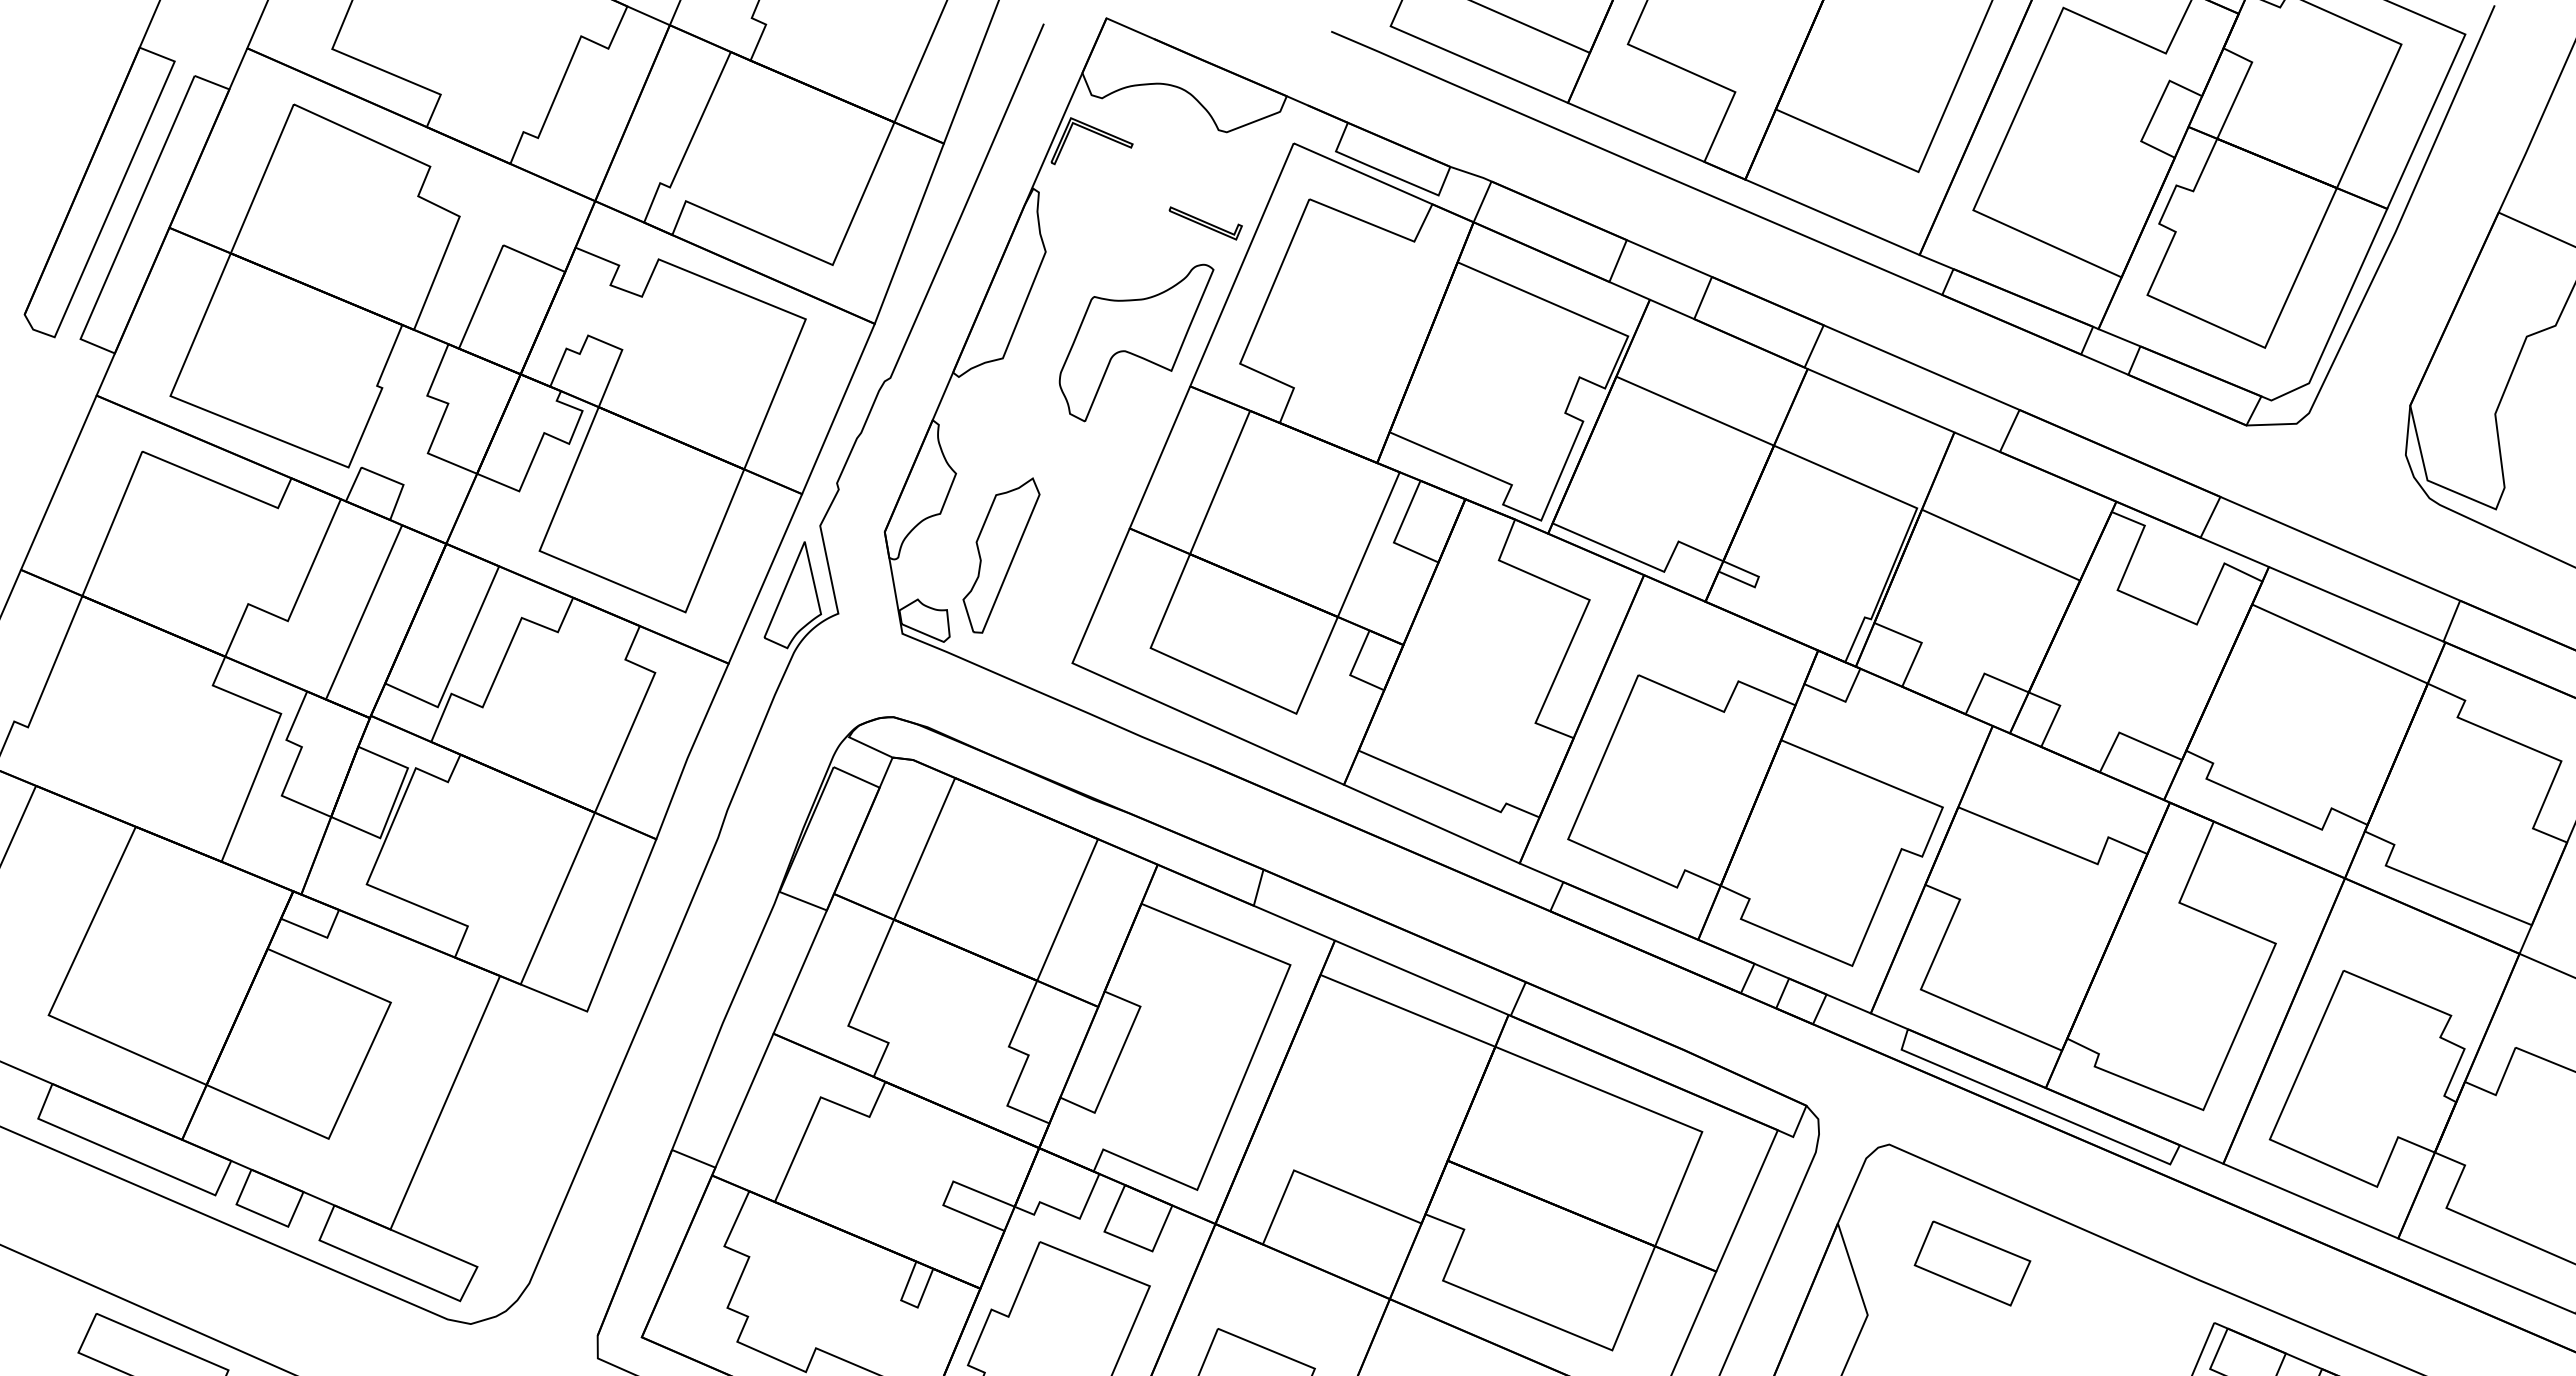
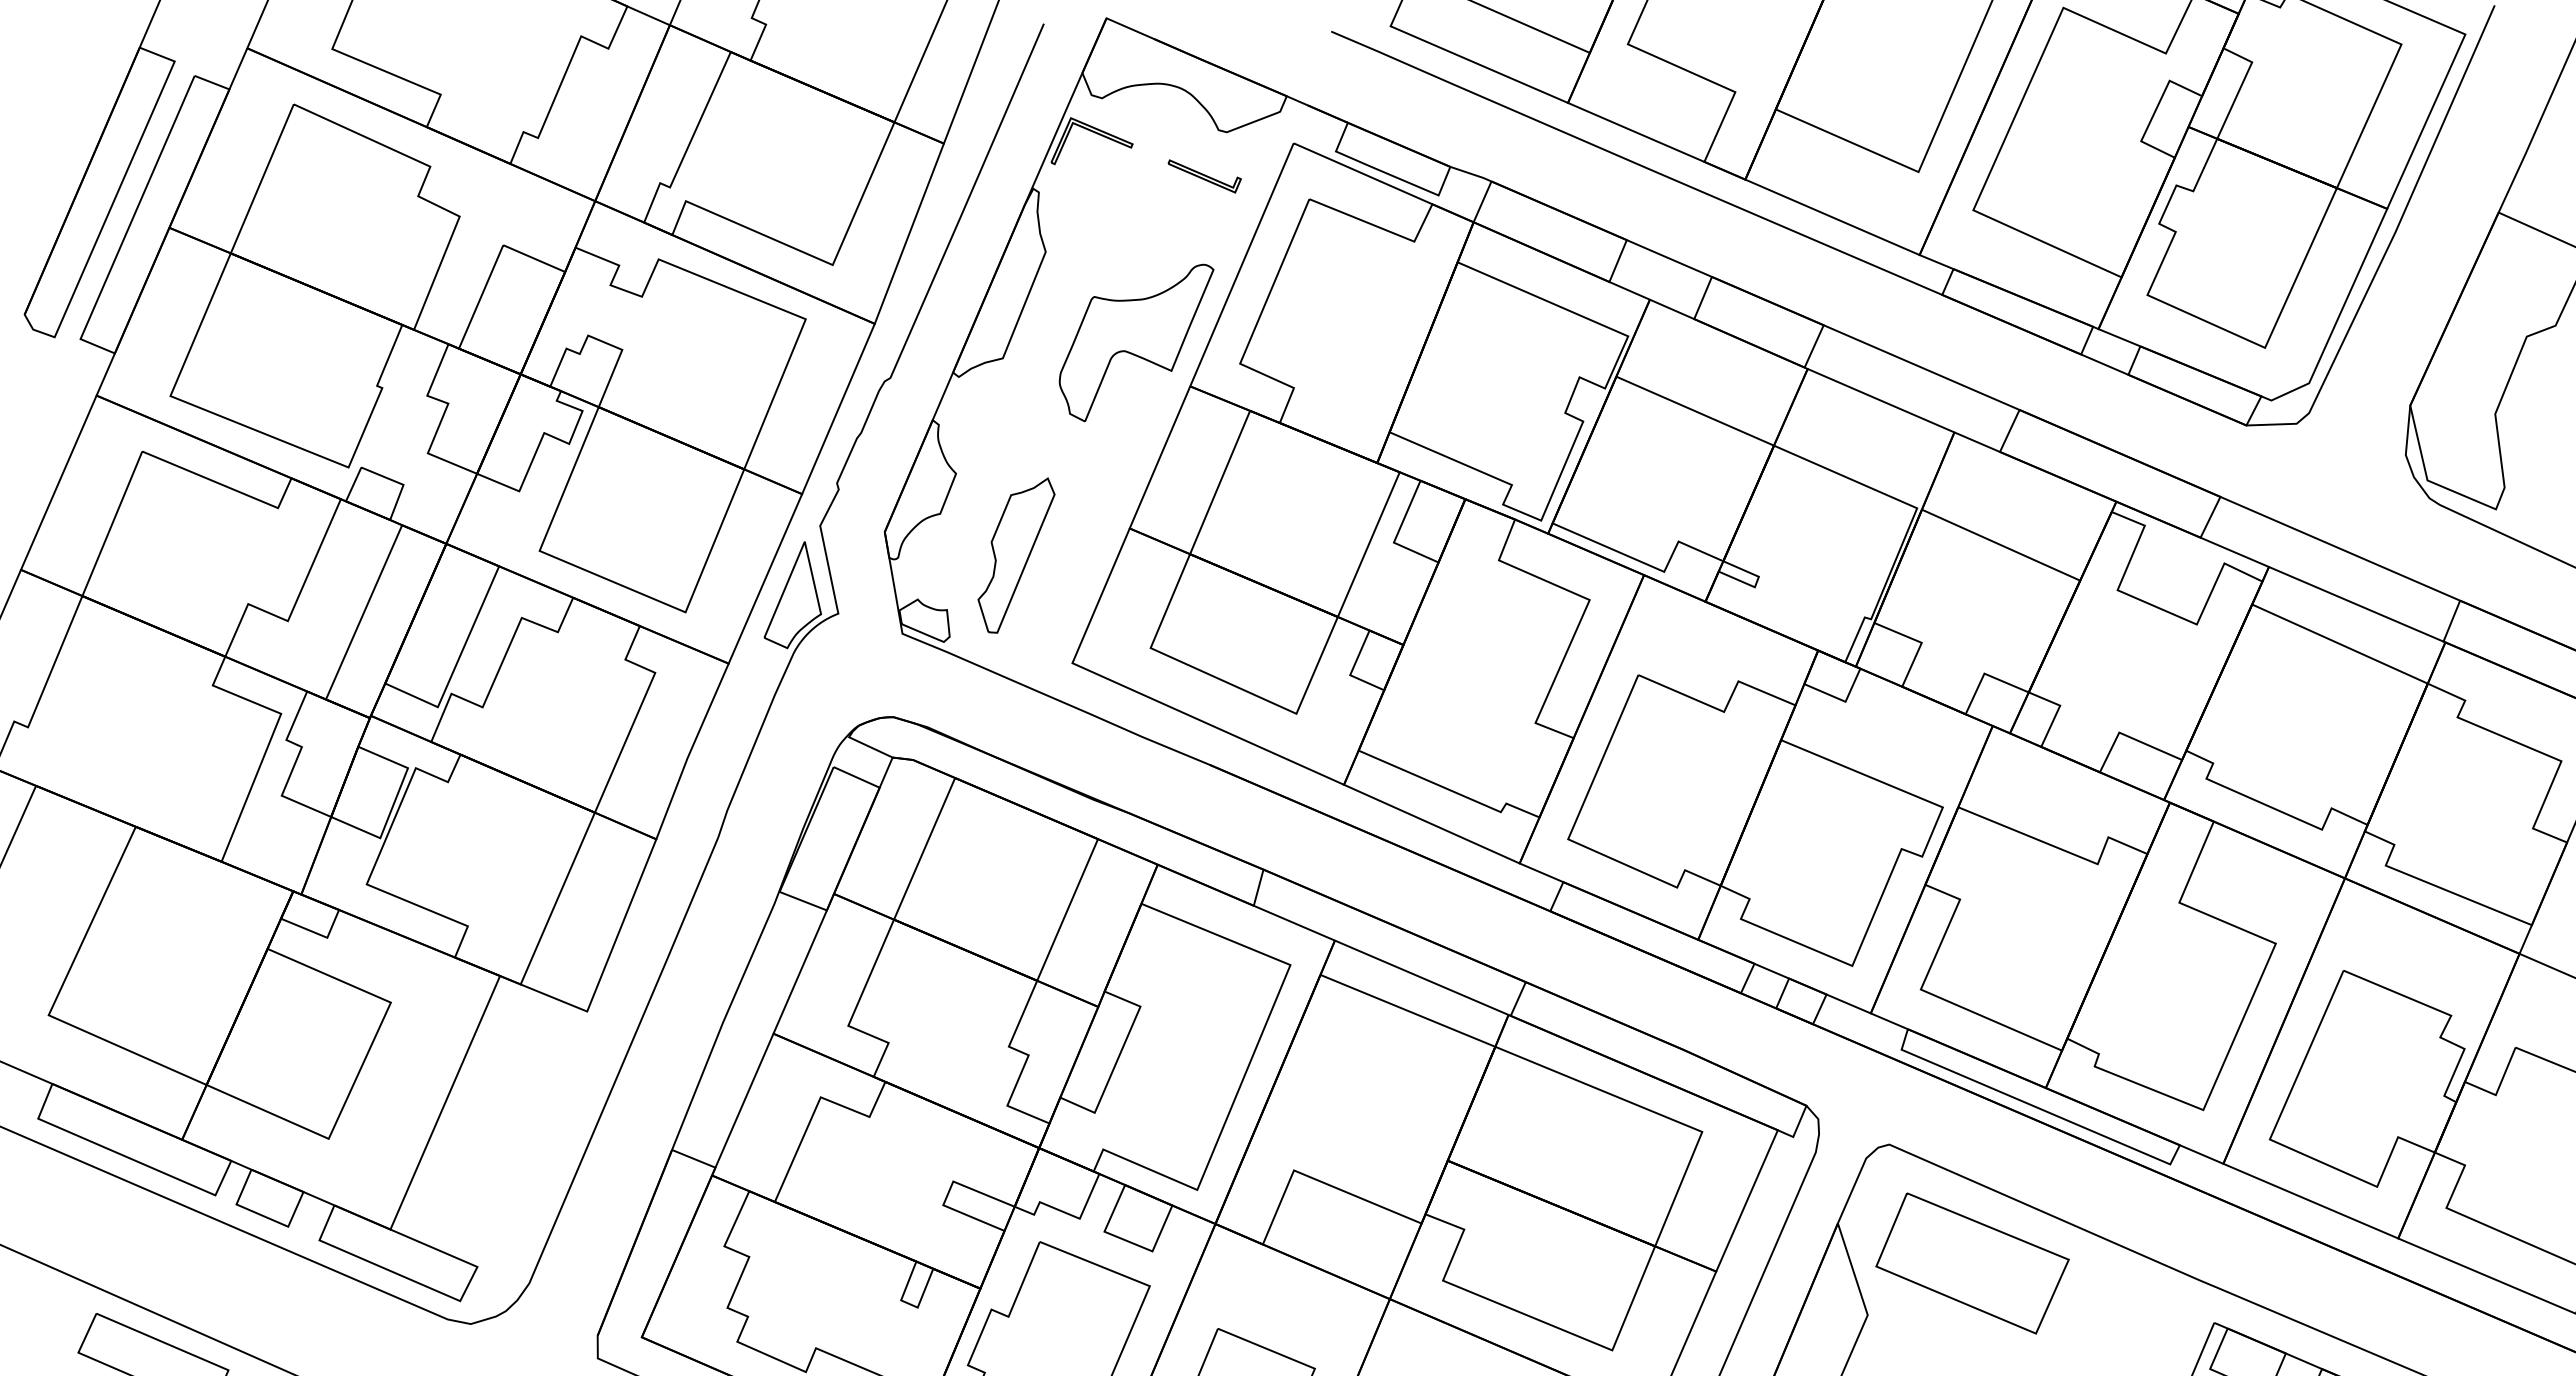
part position: (1205, 223) -> (1204, 176) (1204, 176)
part position: (1001, 555) -> (1016, 555) (1016, 555)
part size: 119x87 px -> 195x143 px (1972, 1263)
